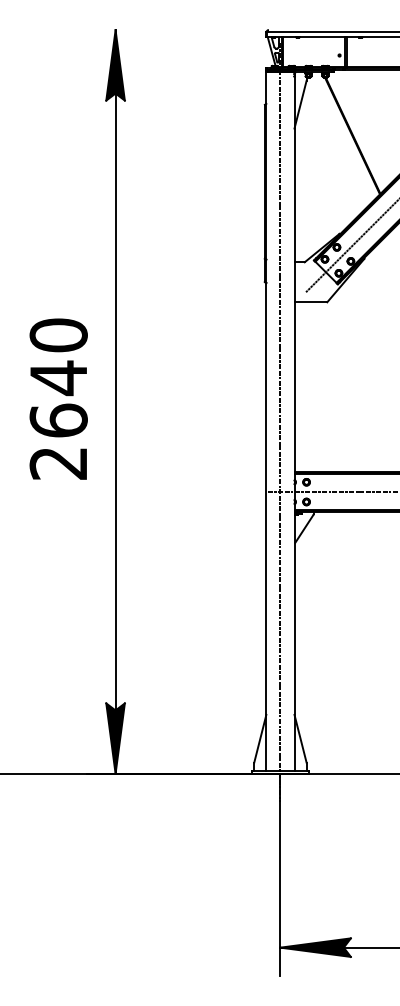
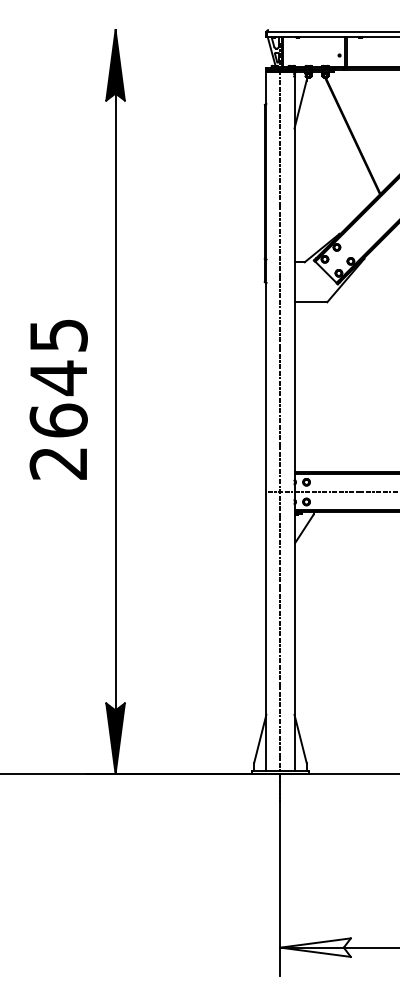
line: present -> none (351, 246)
text: 2640 -> 2645 (58, 335)
fill: present -> none (315, 947)
